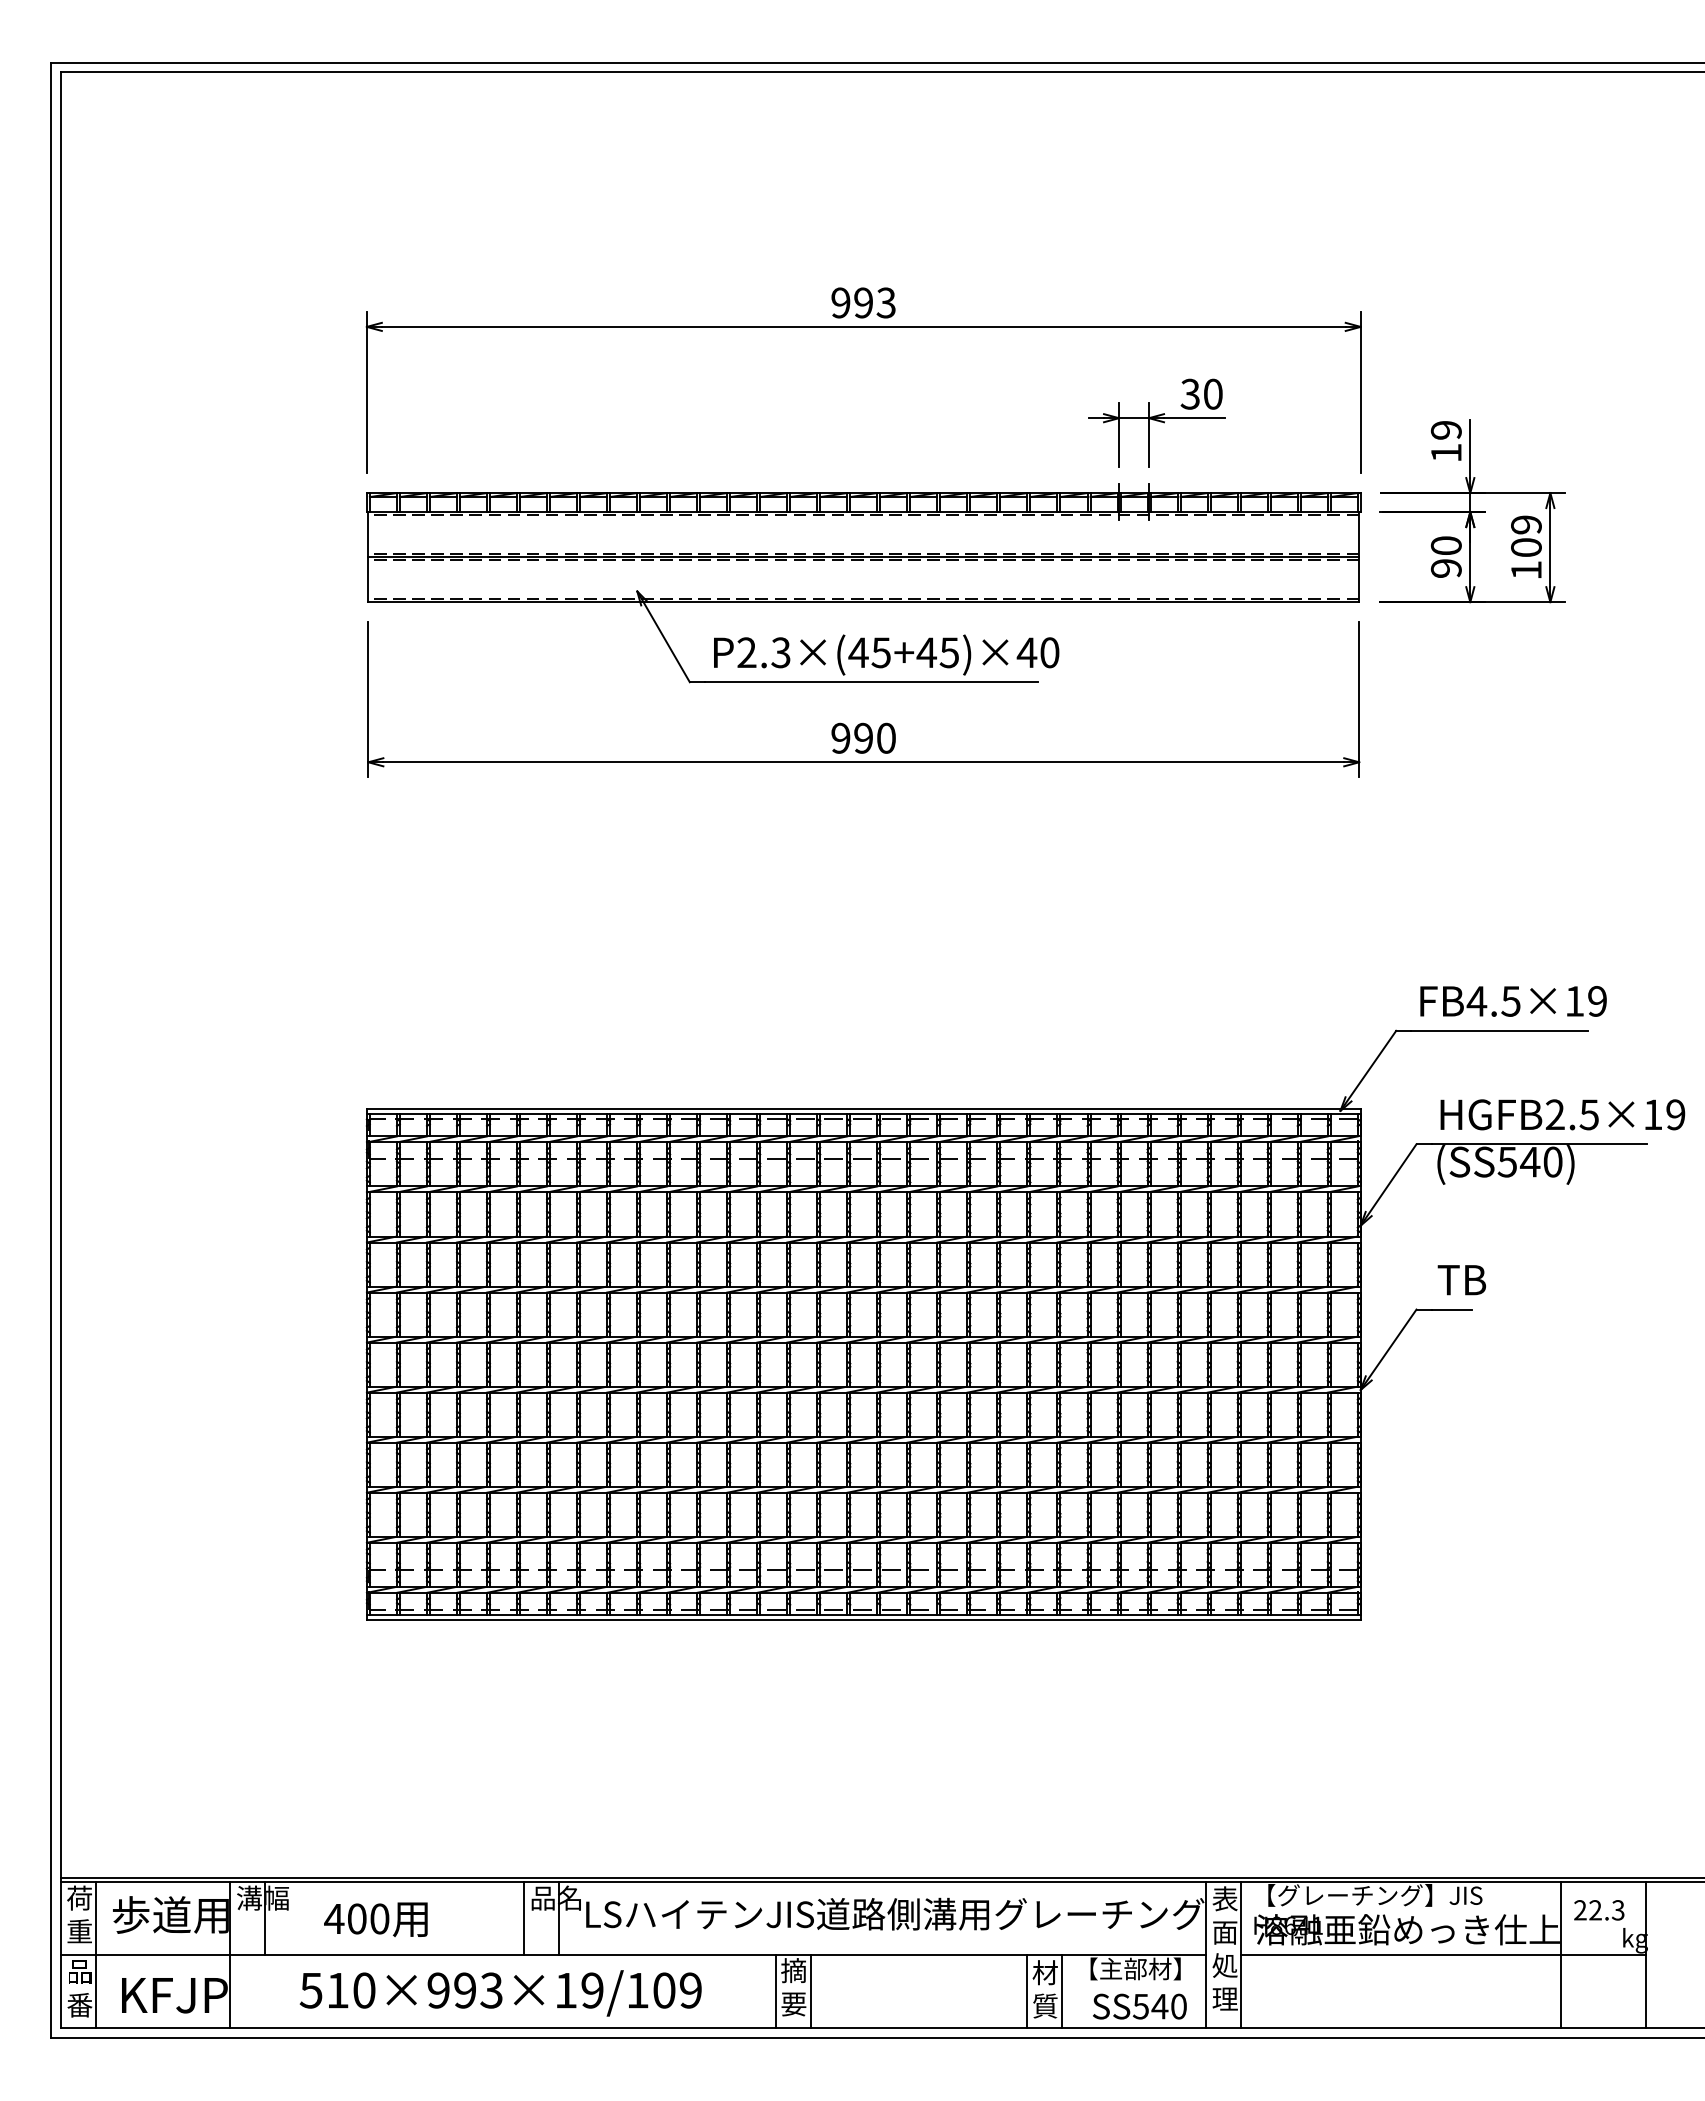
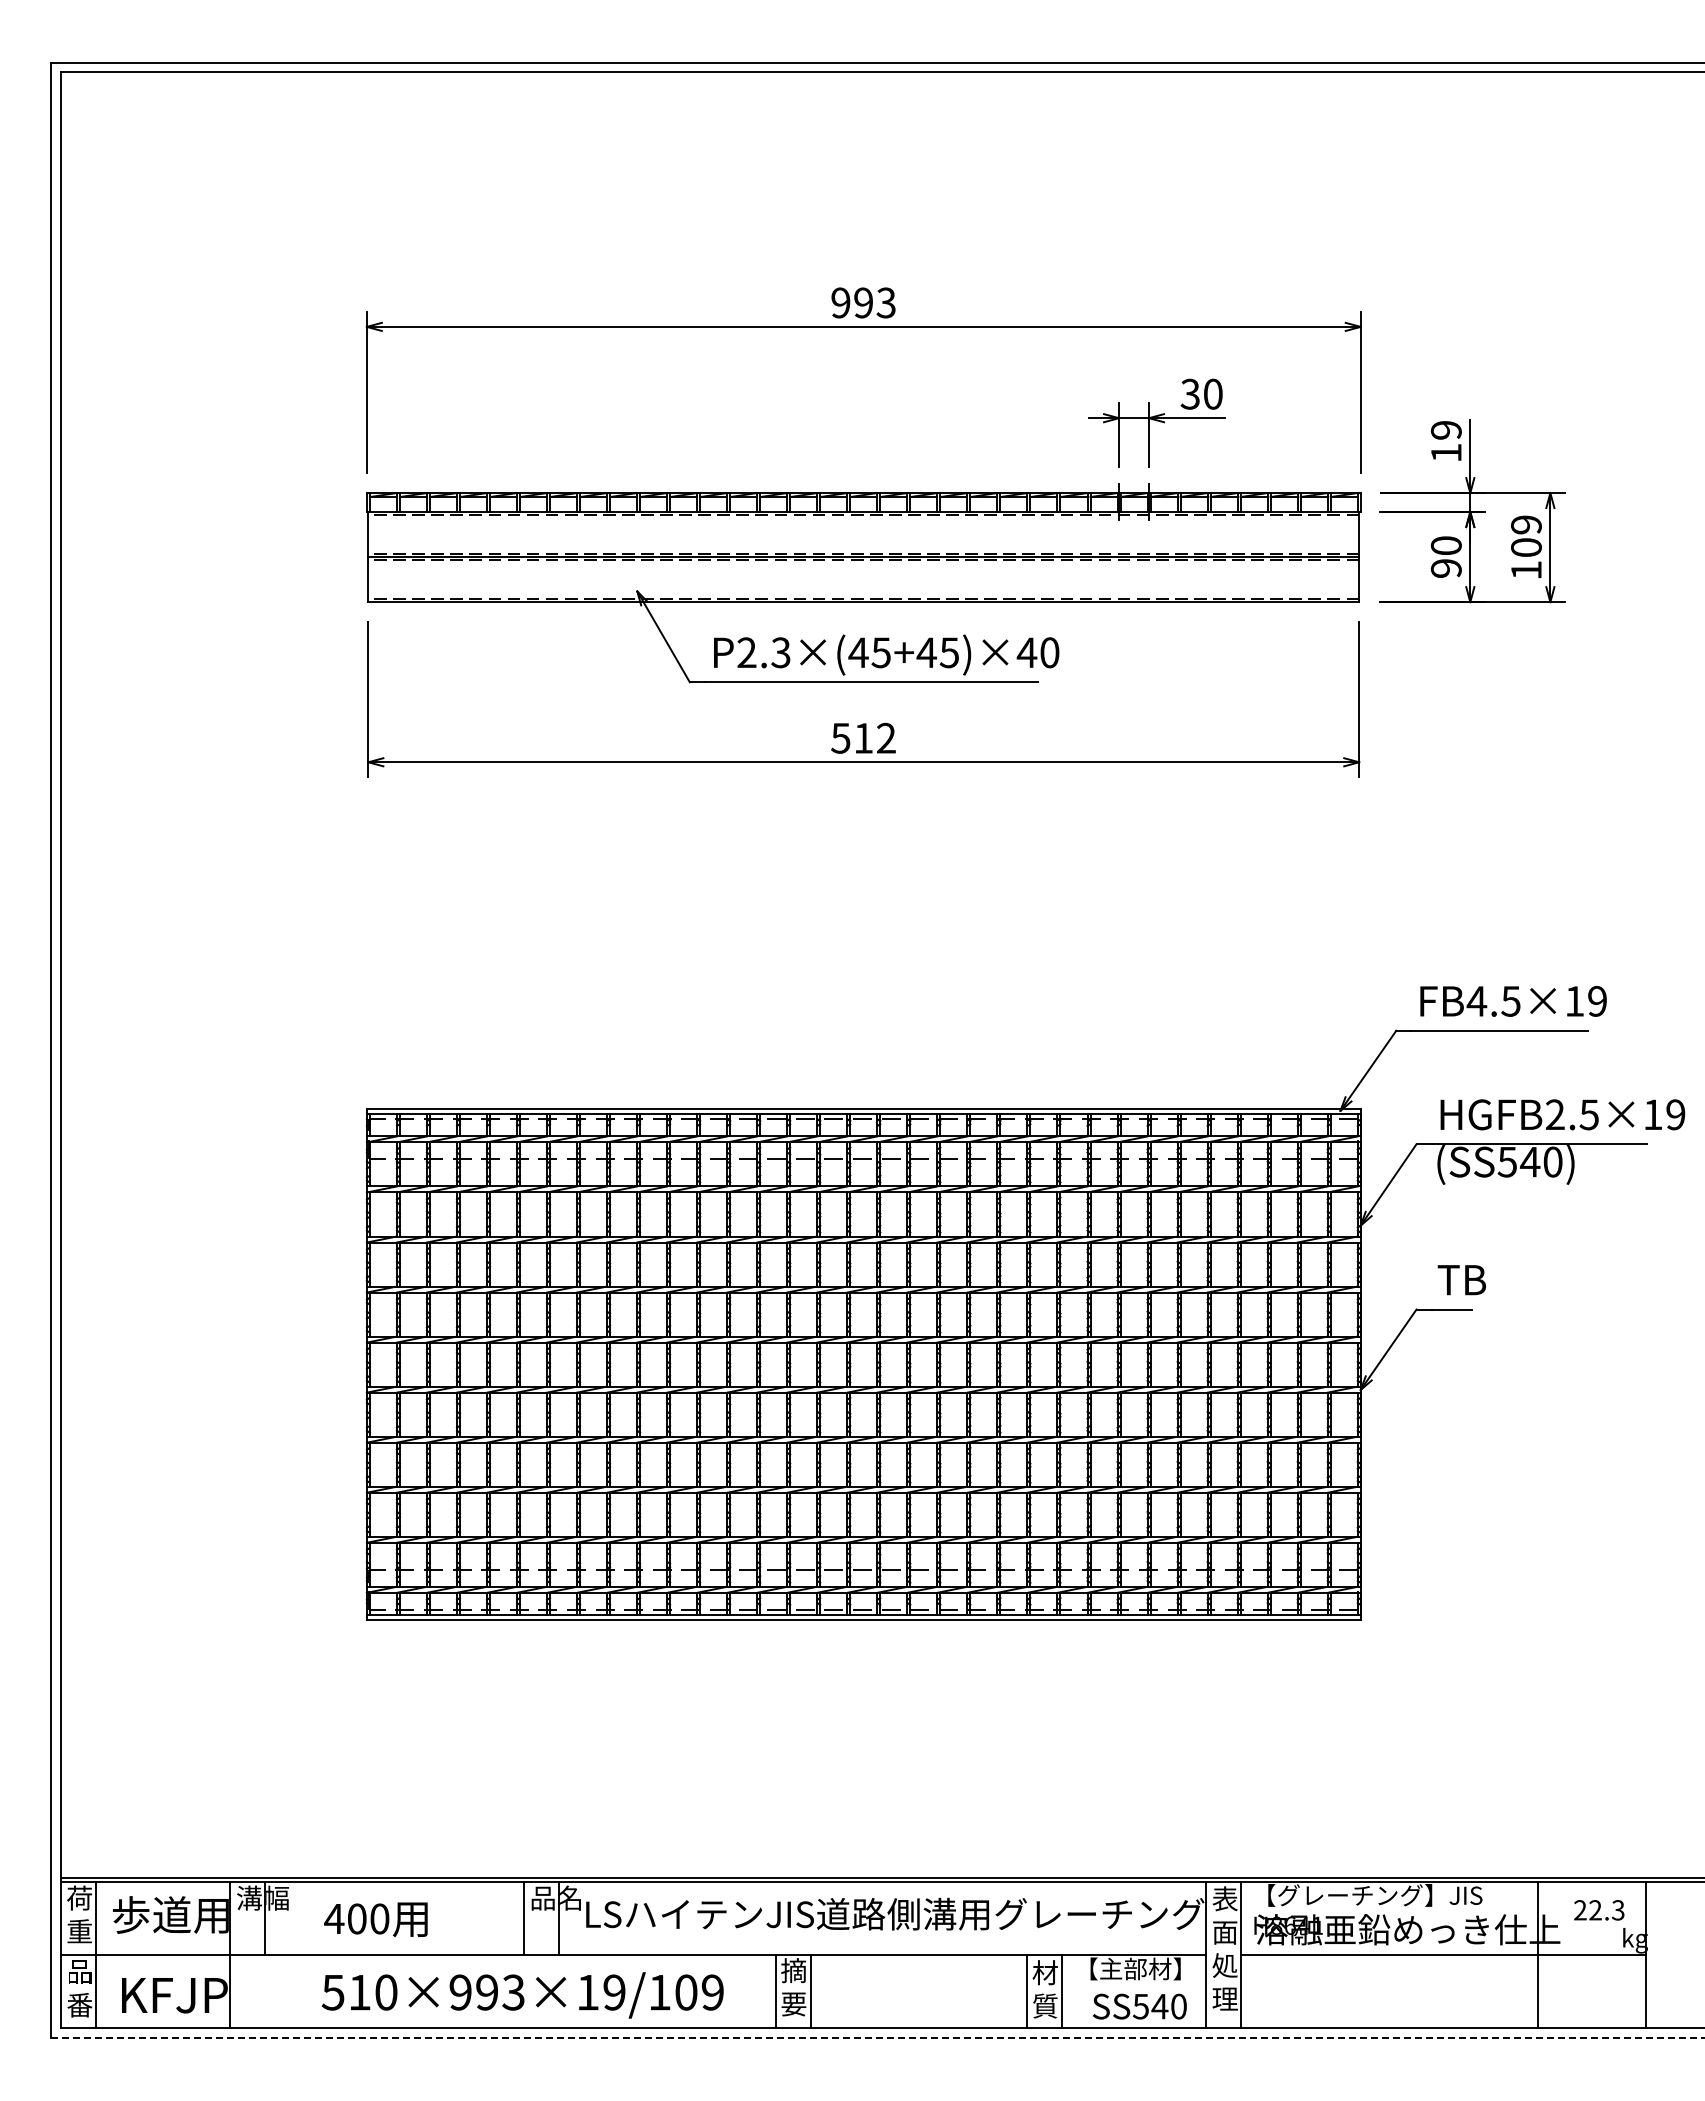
text: 990 -> 512 (863, 737)
line position: (1561, 1954) -> (1538, 1954) (1538, 1954)
text position: (500, 1993) -> (522, 1995) (522, 1995)
line: solid -> dashed (878, 2037)
